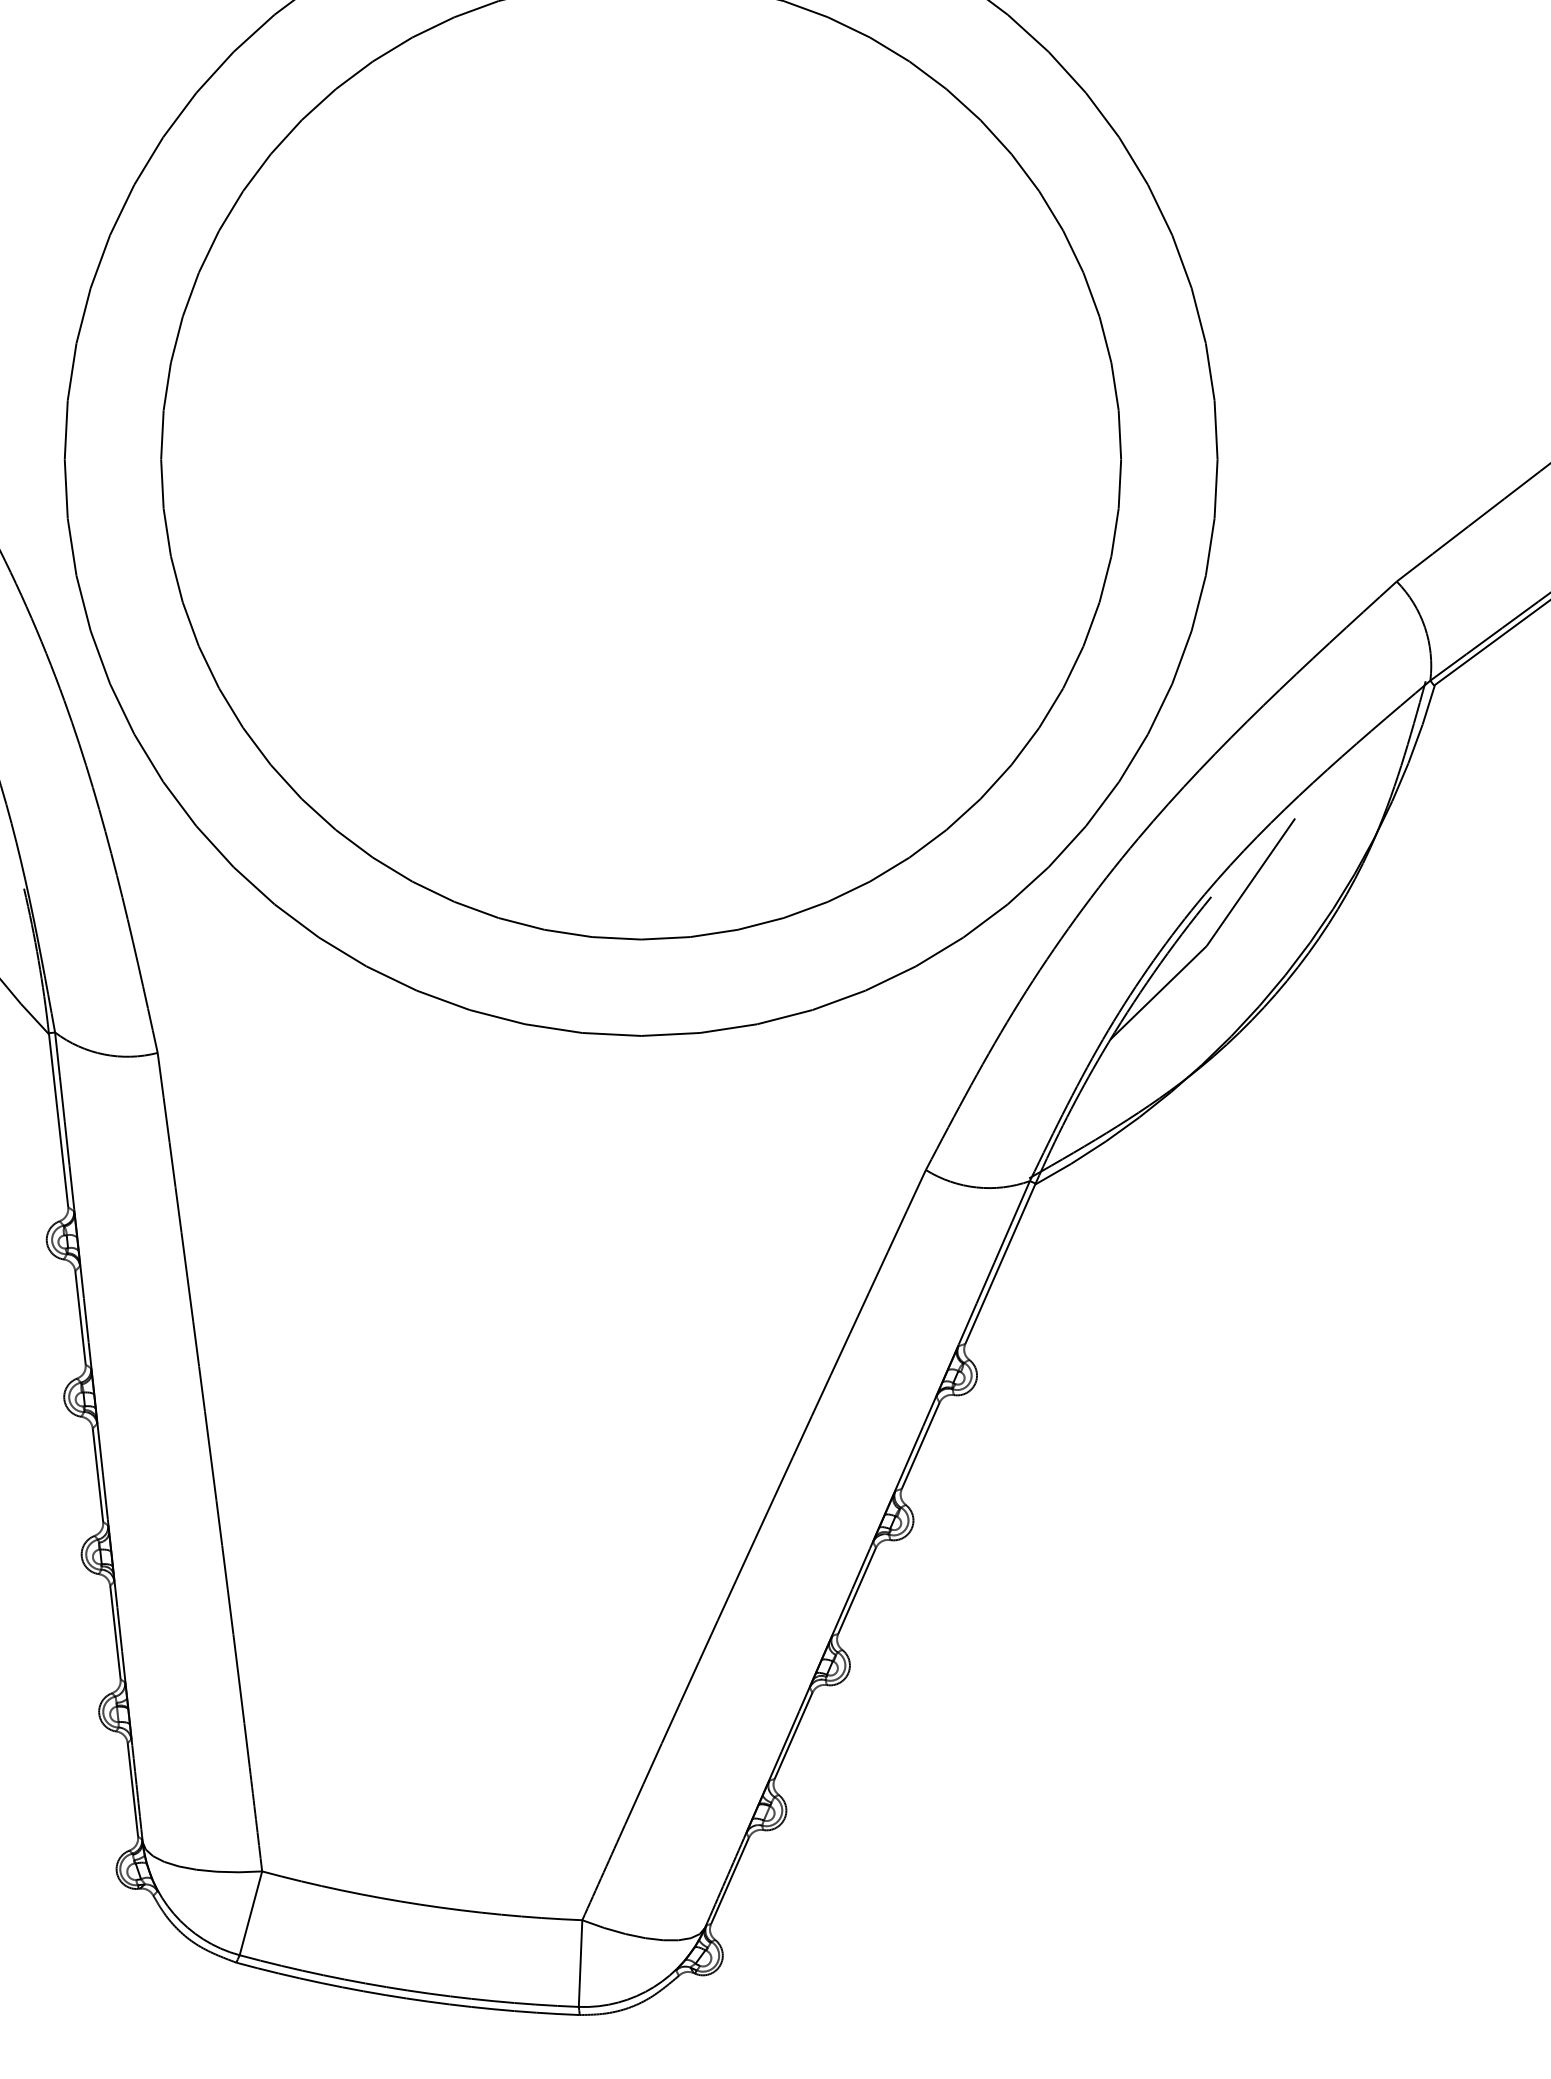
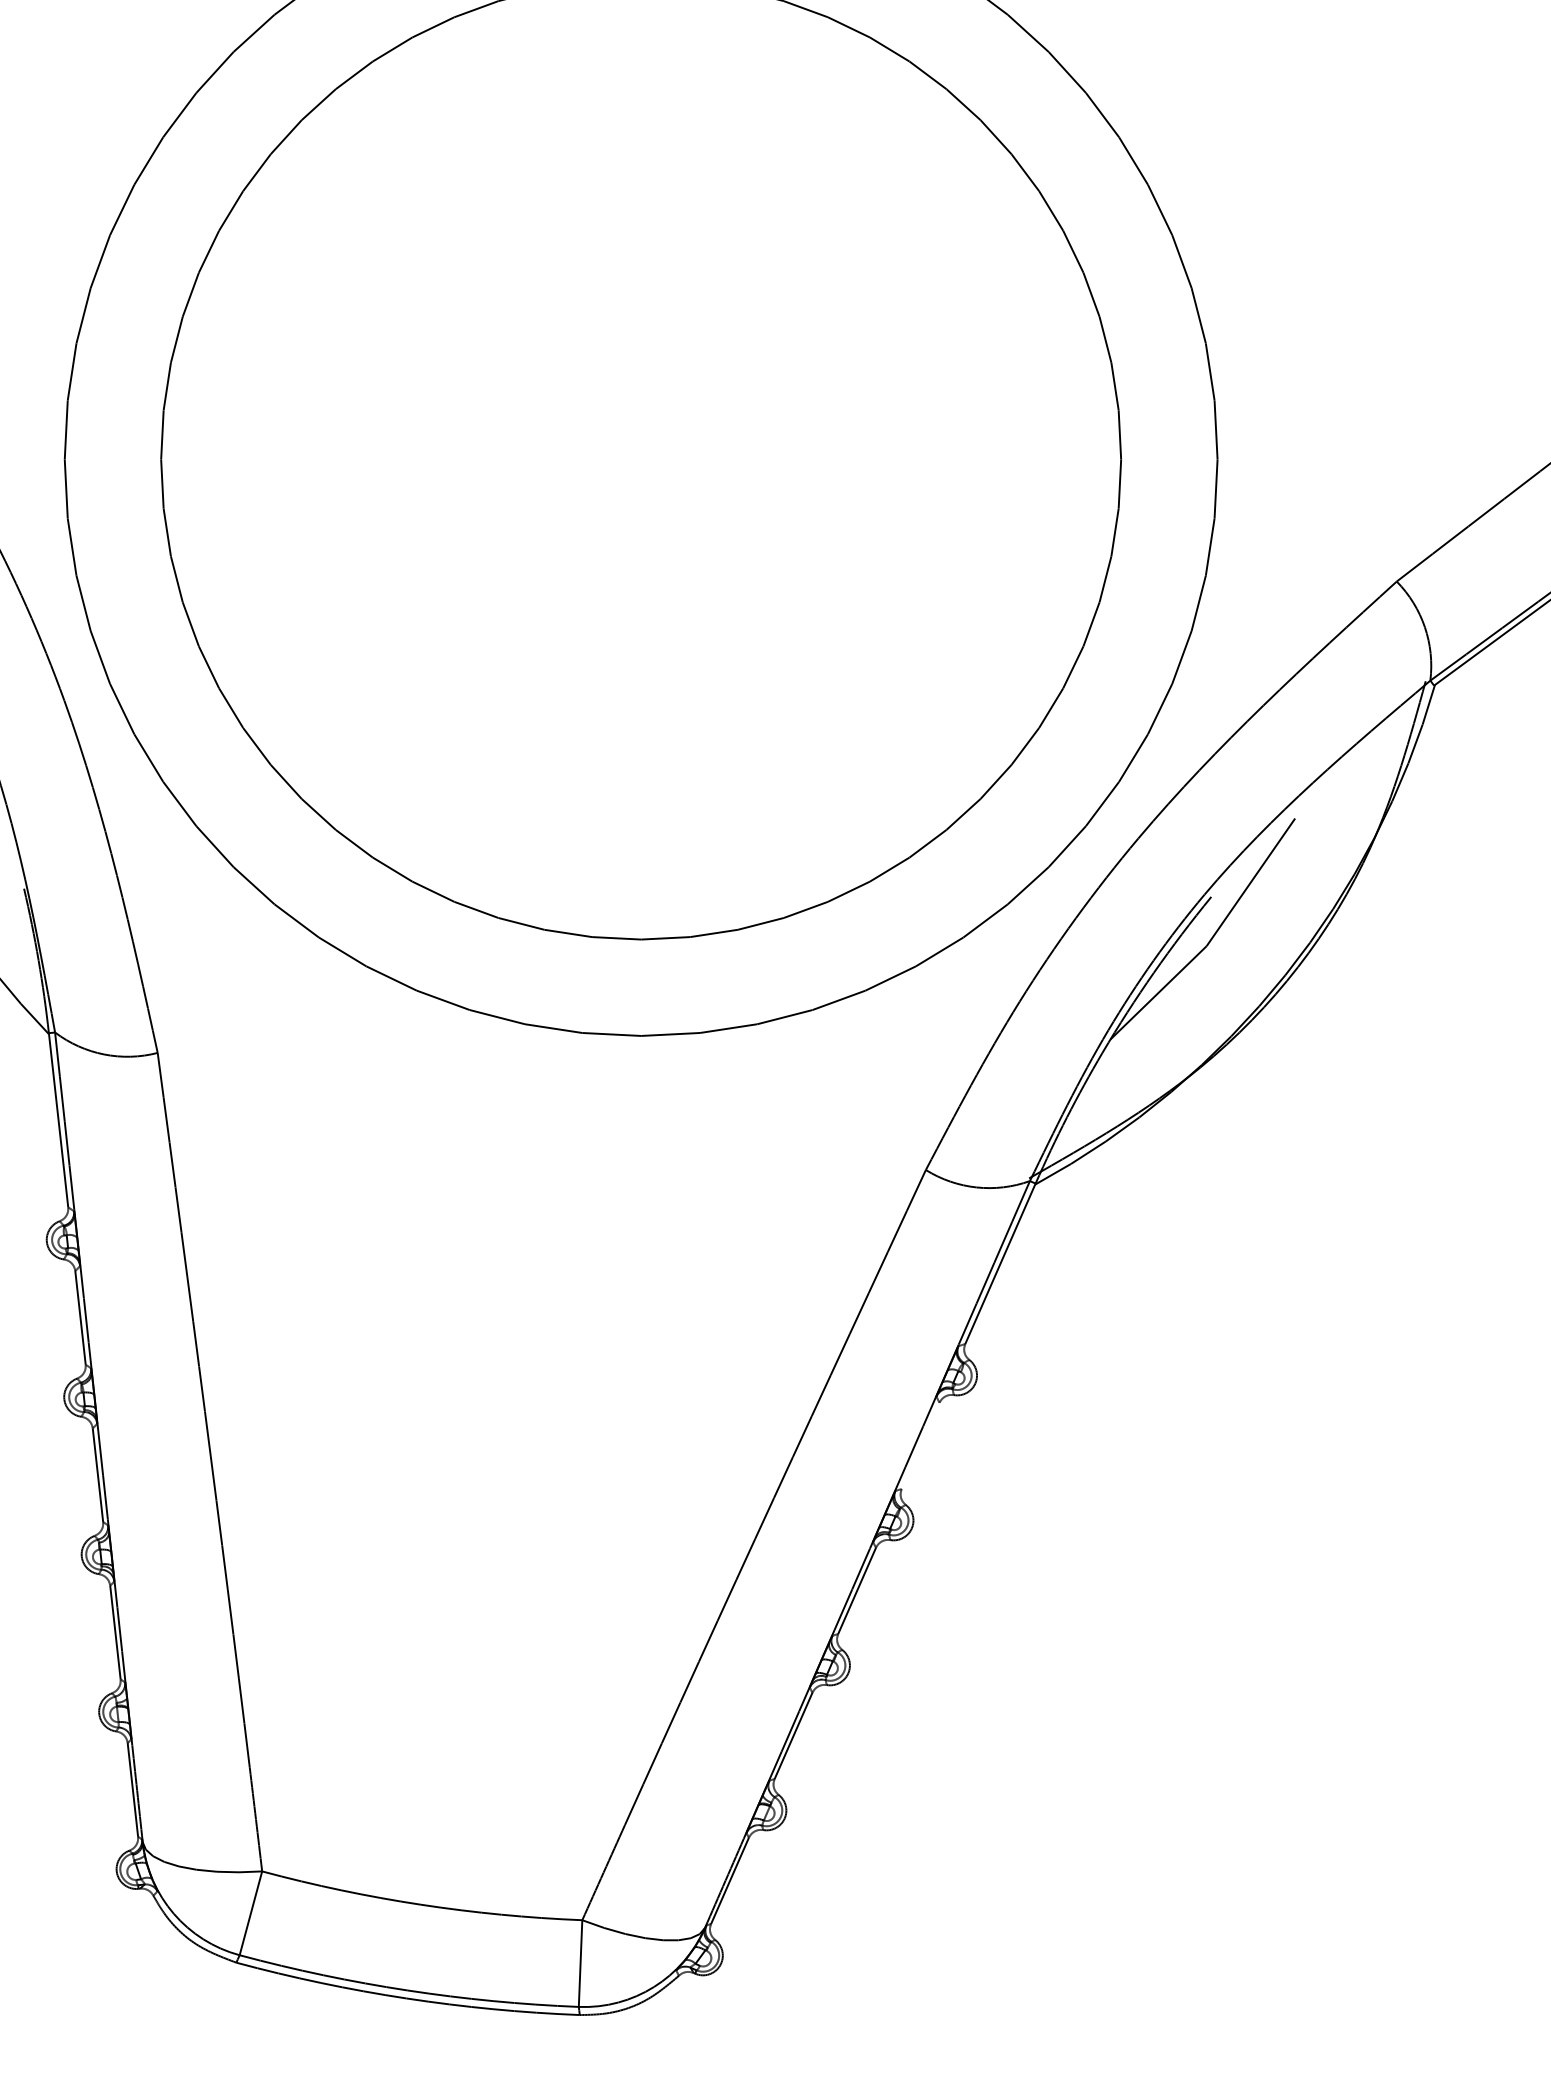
line: present -> none (920, 1445)
